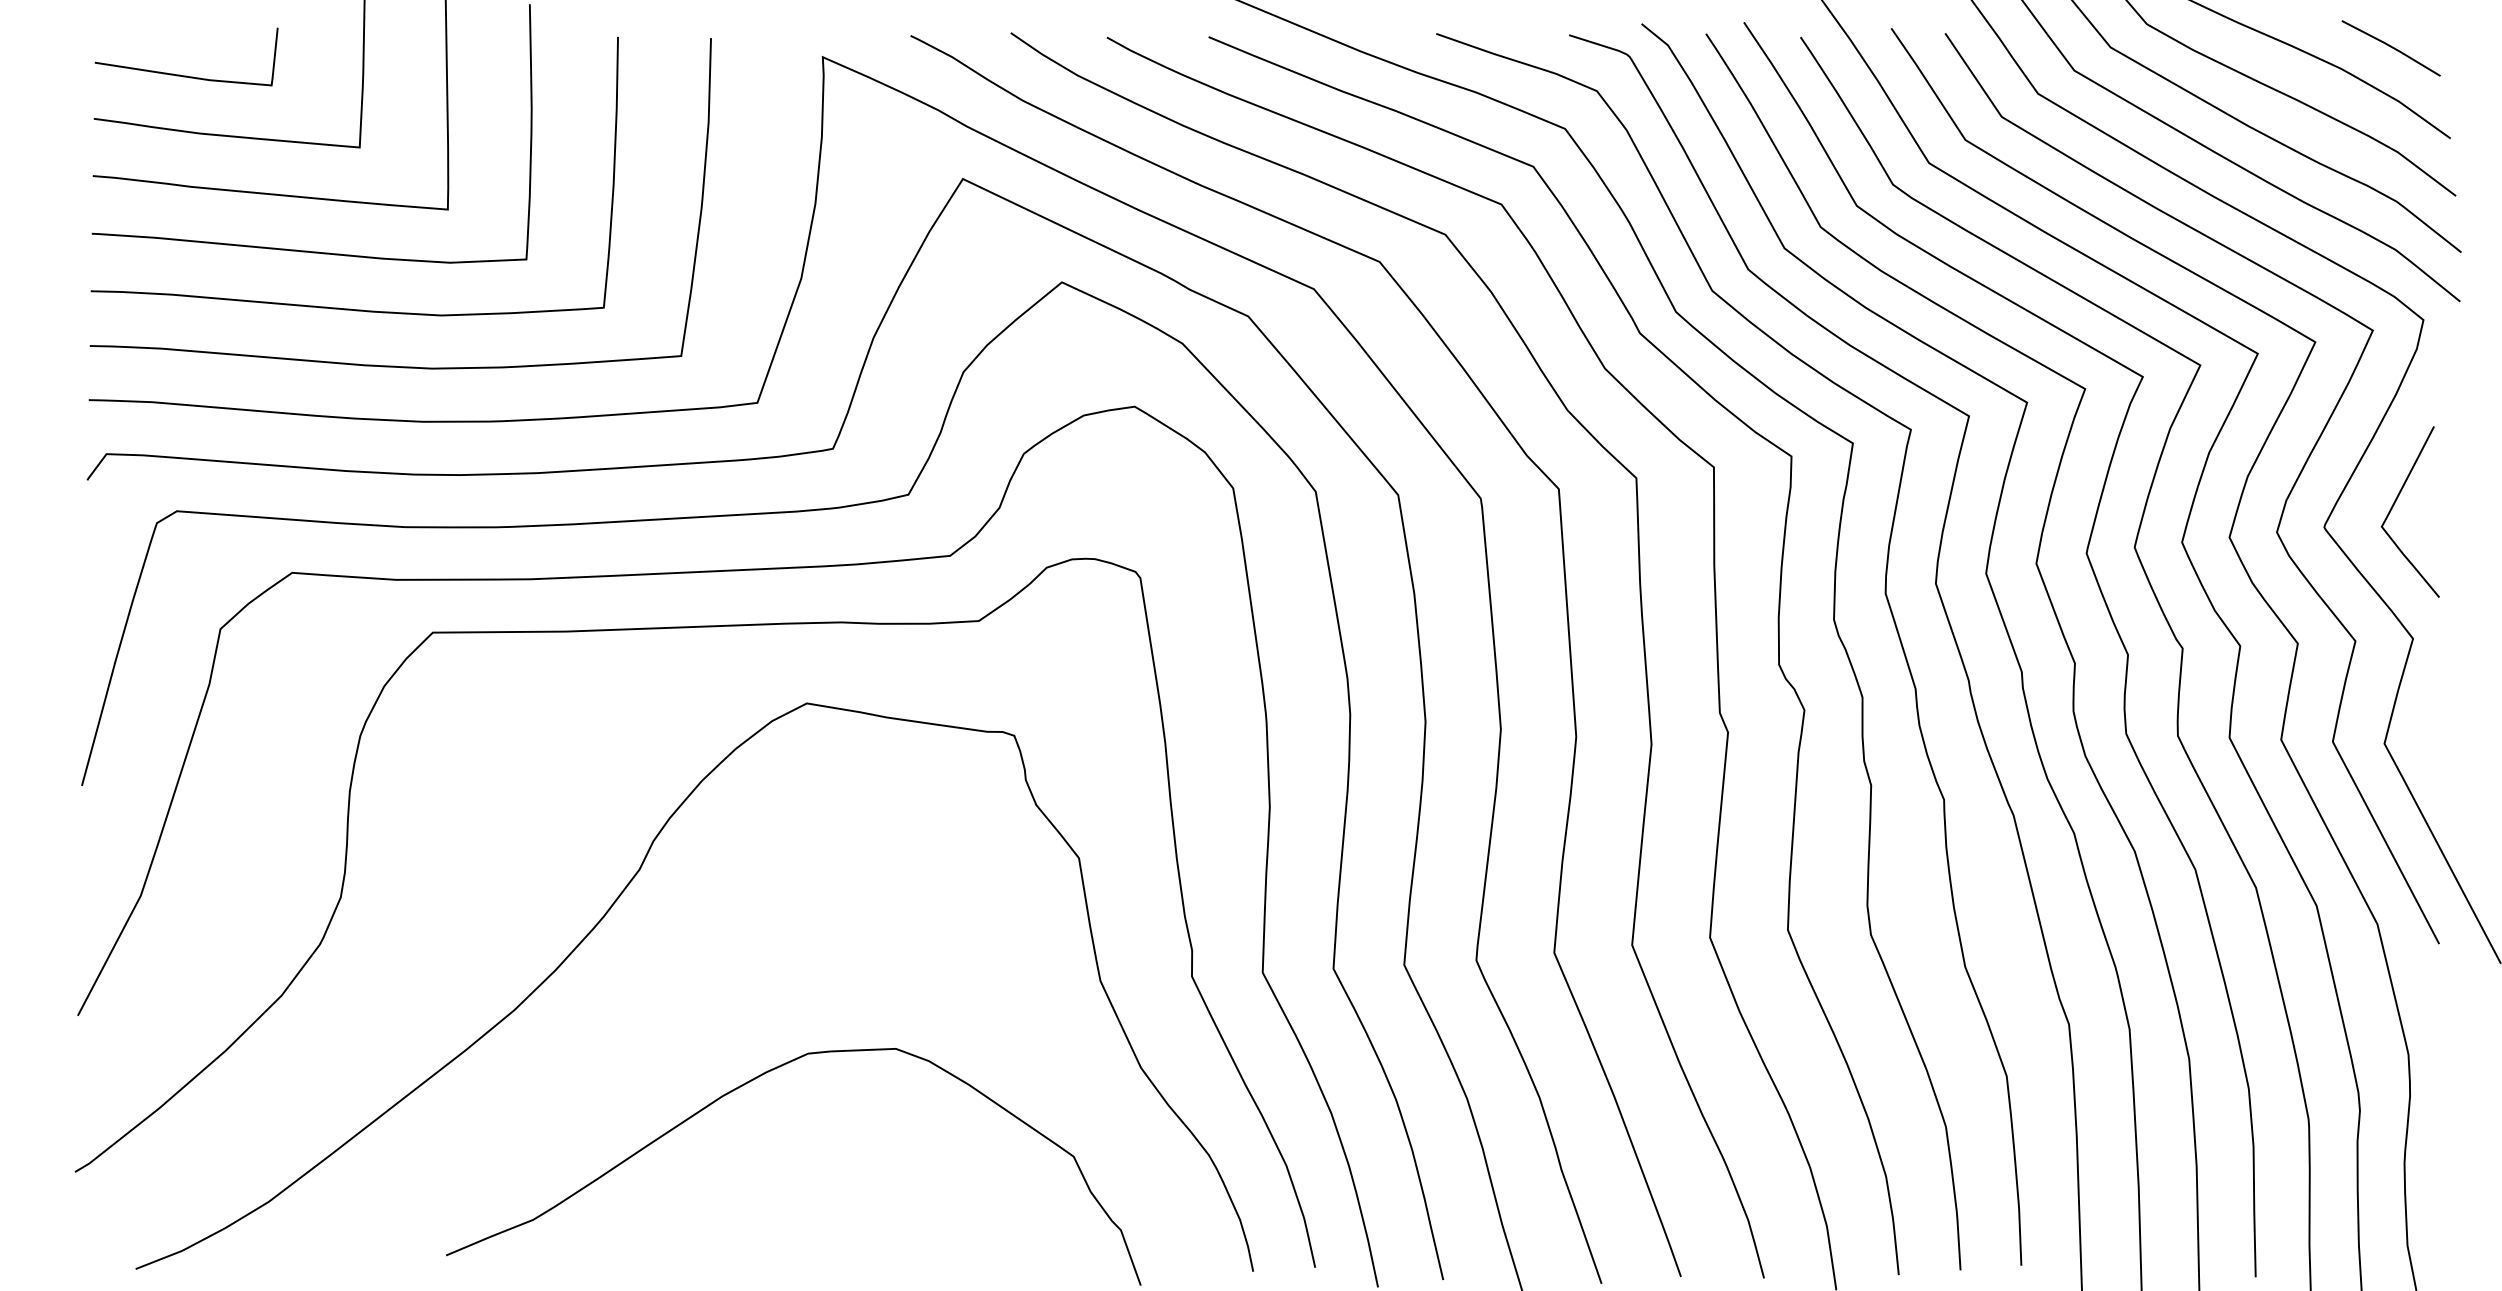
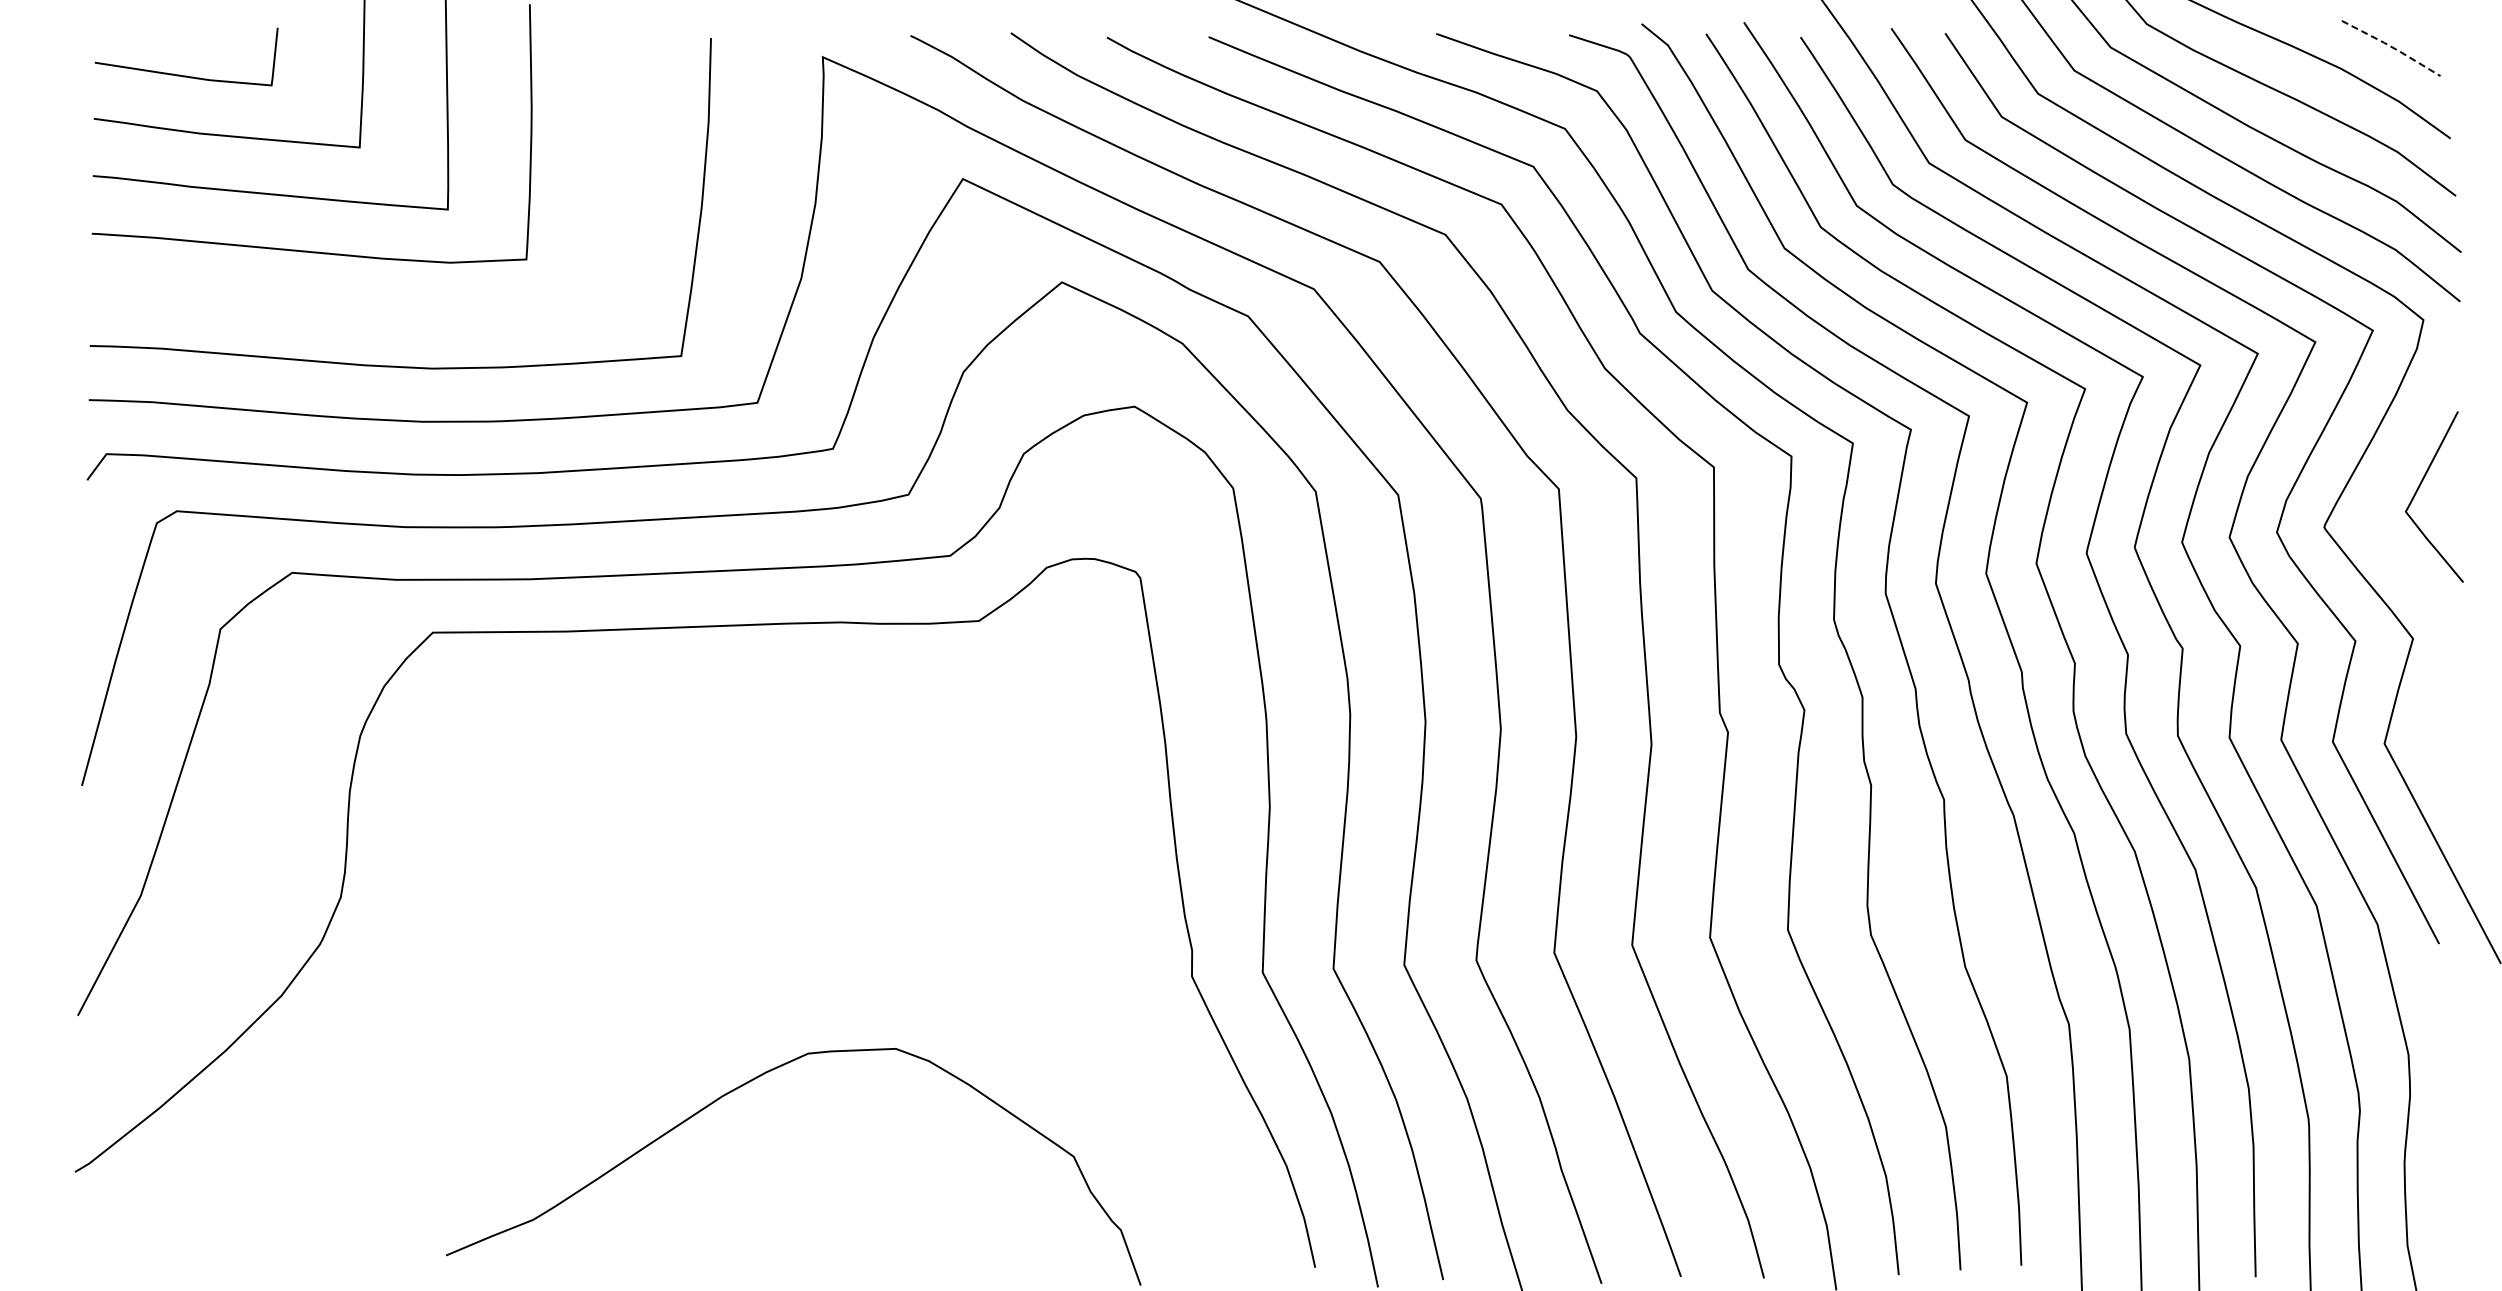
line: solid -> dashed (2392, 47)
curve: present -> none (339, 307)
curve position: (2395, 503) -> (2419, 488) (2419, 488)
curve: present -> none (605, 916)
